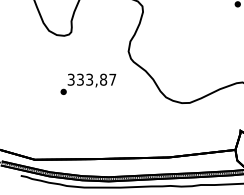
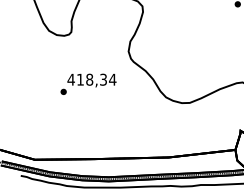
text: 333,87 -> 418,34 (91, 79)
